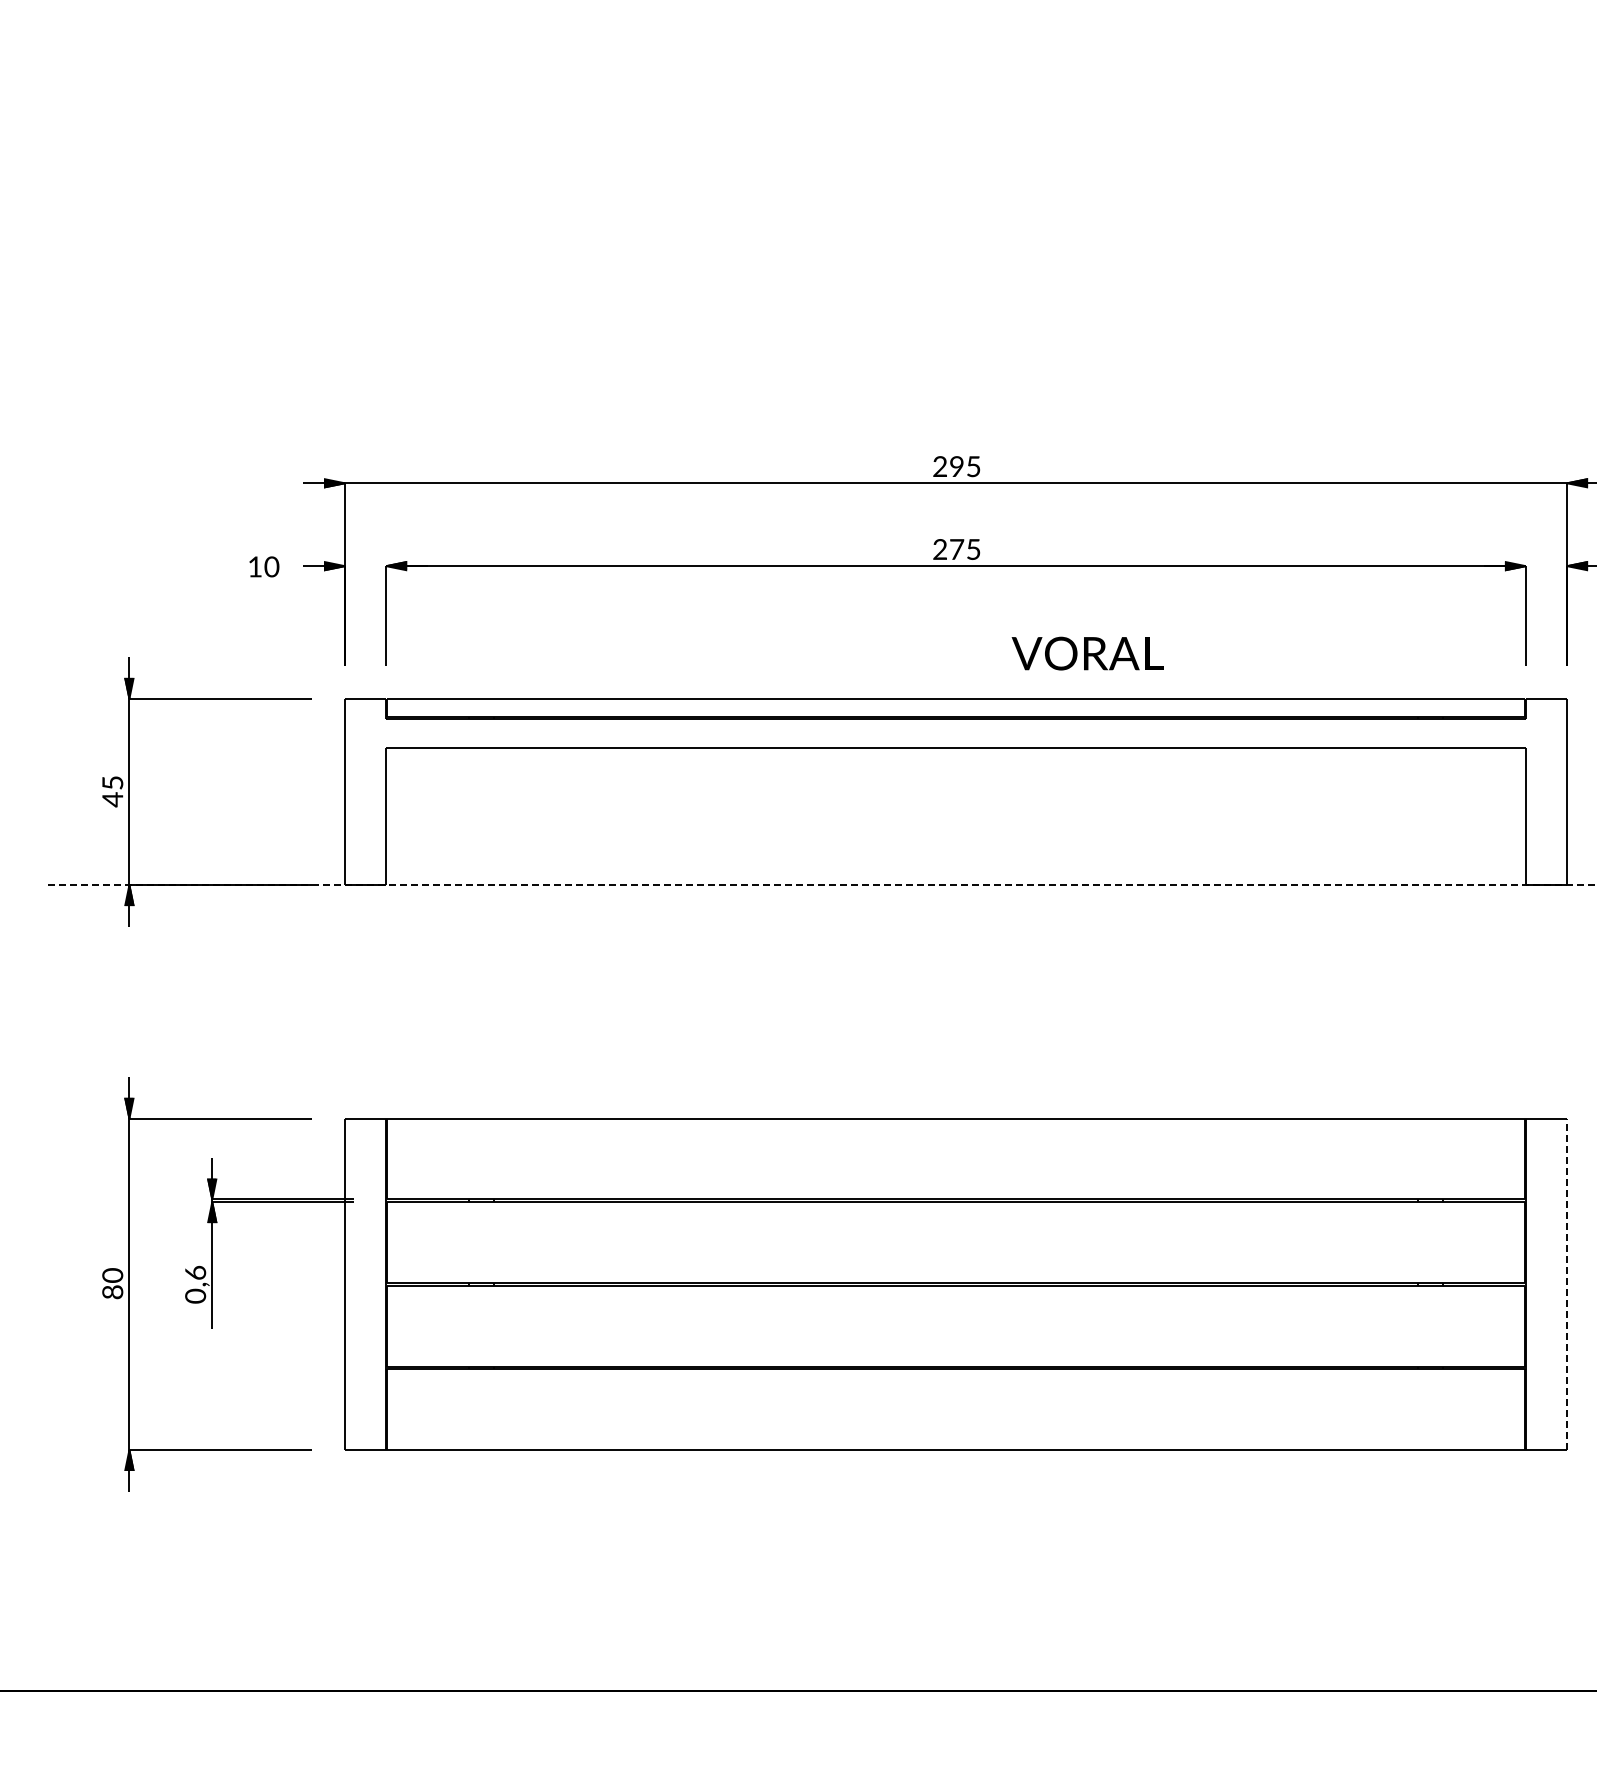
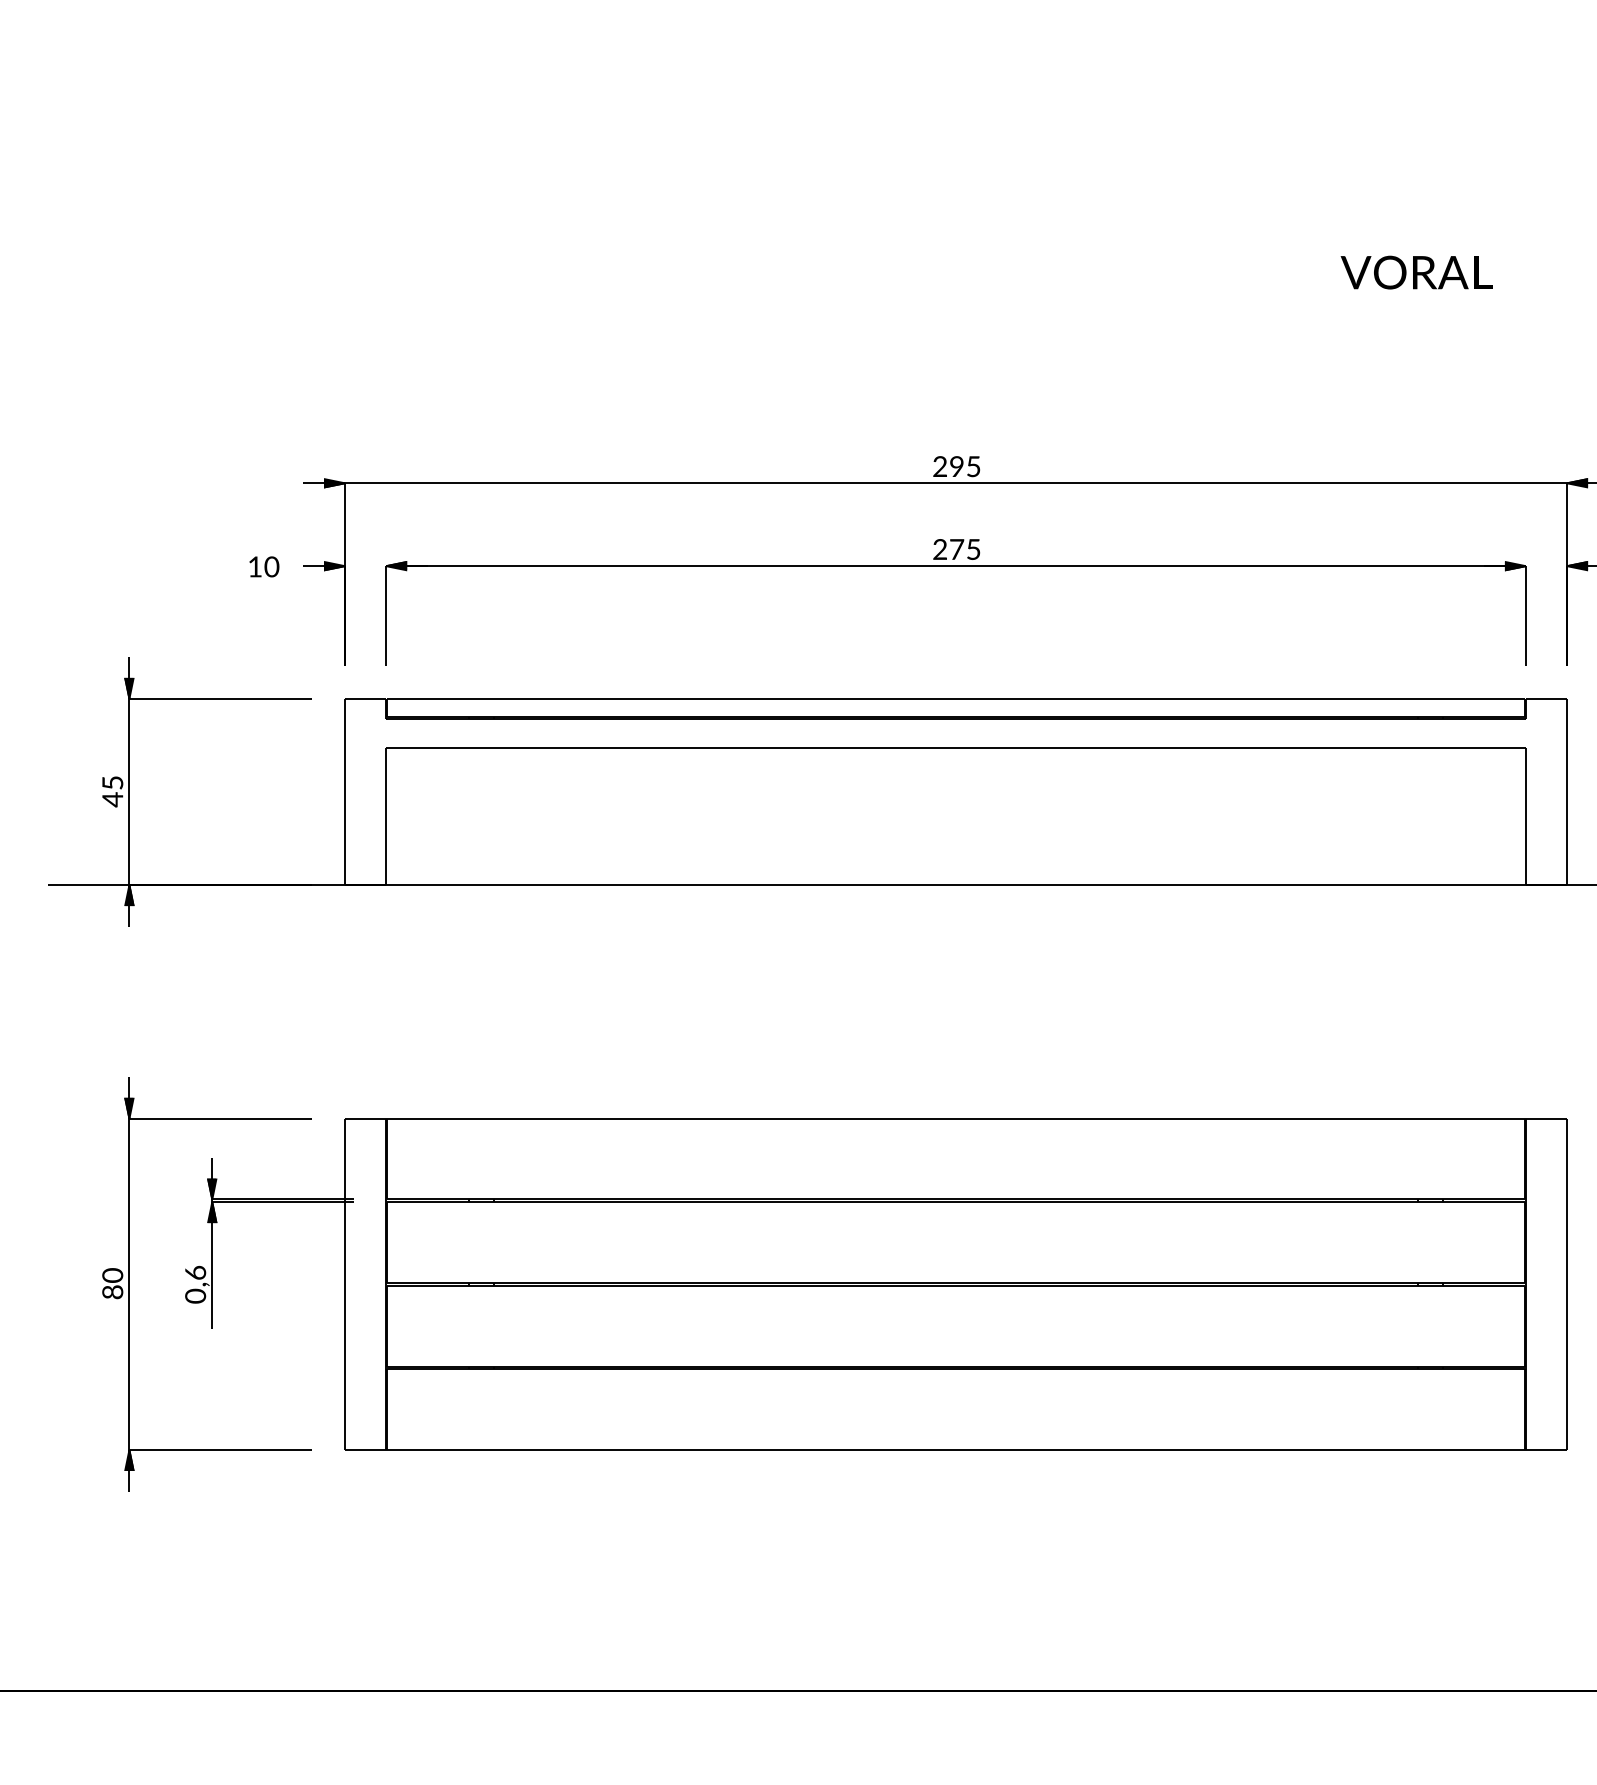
text position: (1087, 653) -> (1416, 272) (1416, 272)
line: dashed -> solid (822, 885)
line: dashed -> solid (1567, 1284)
